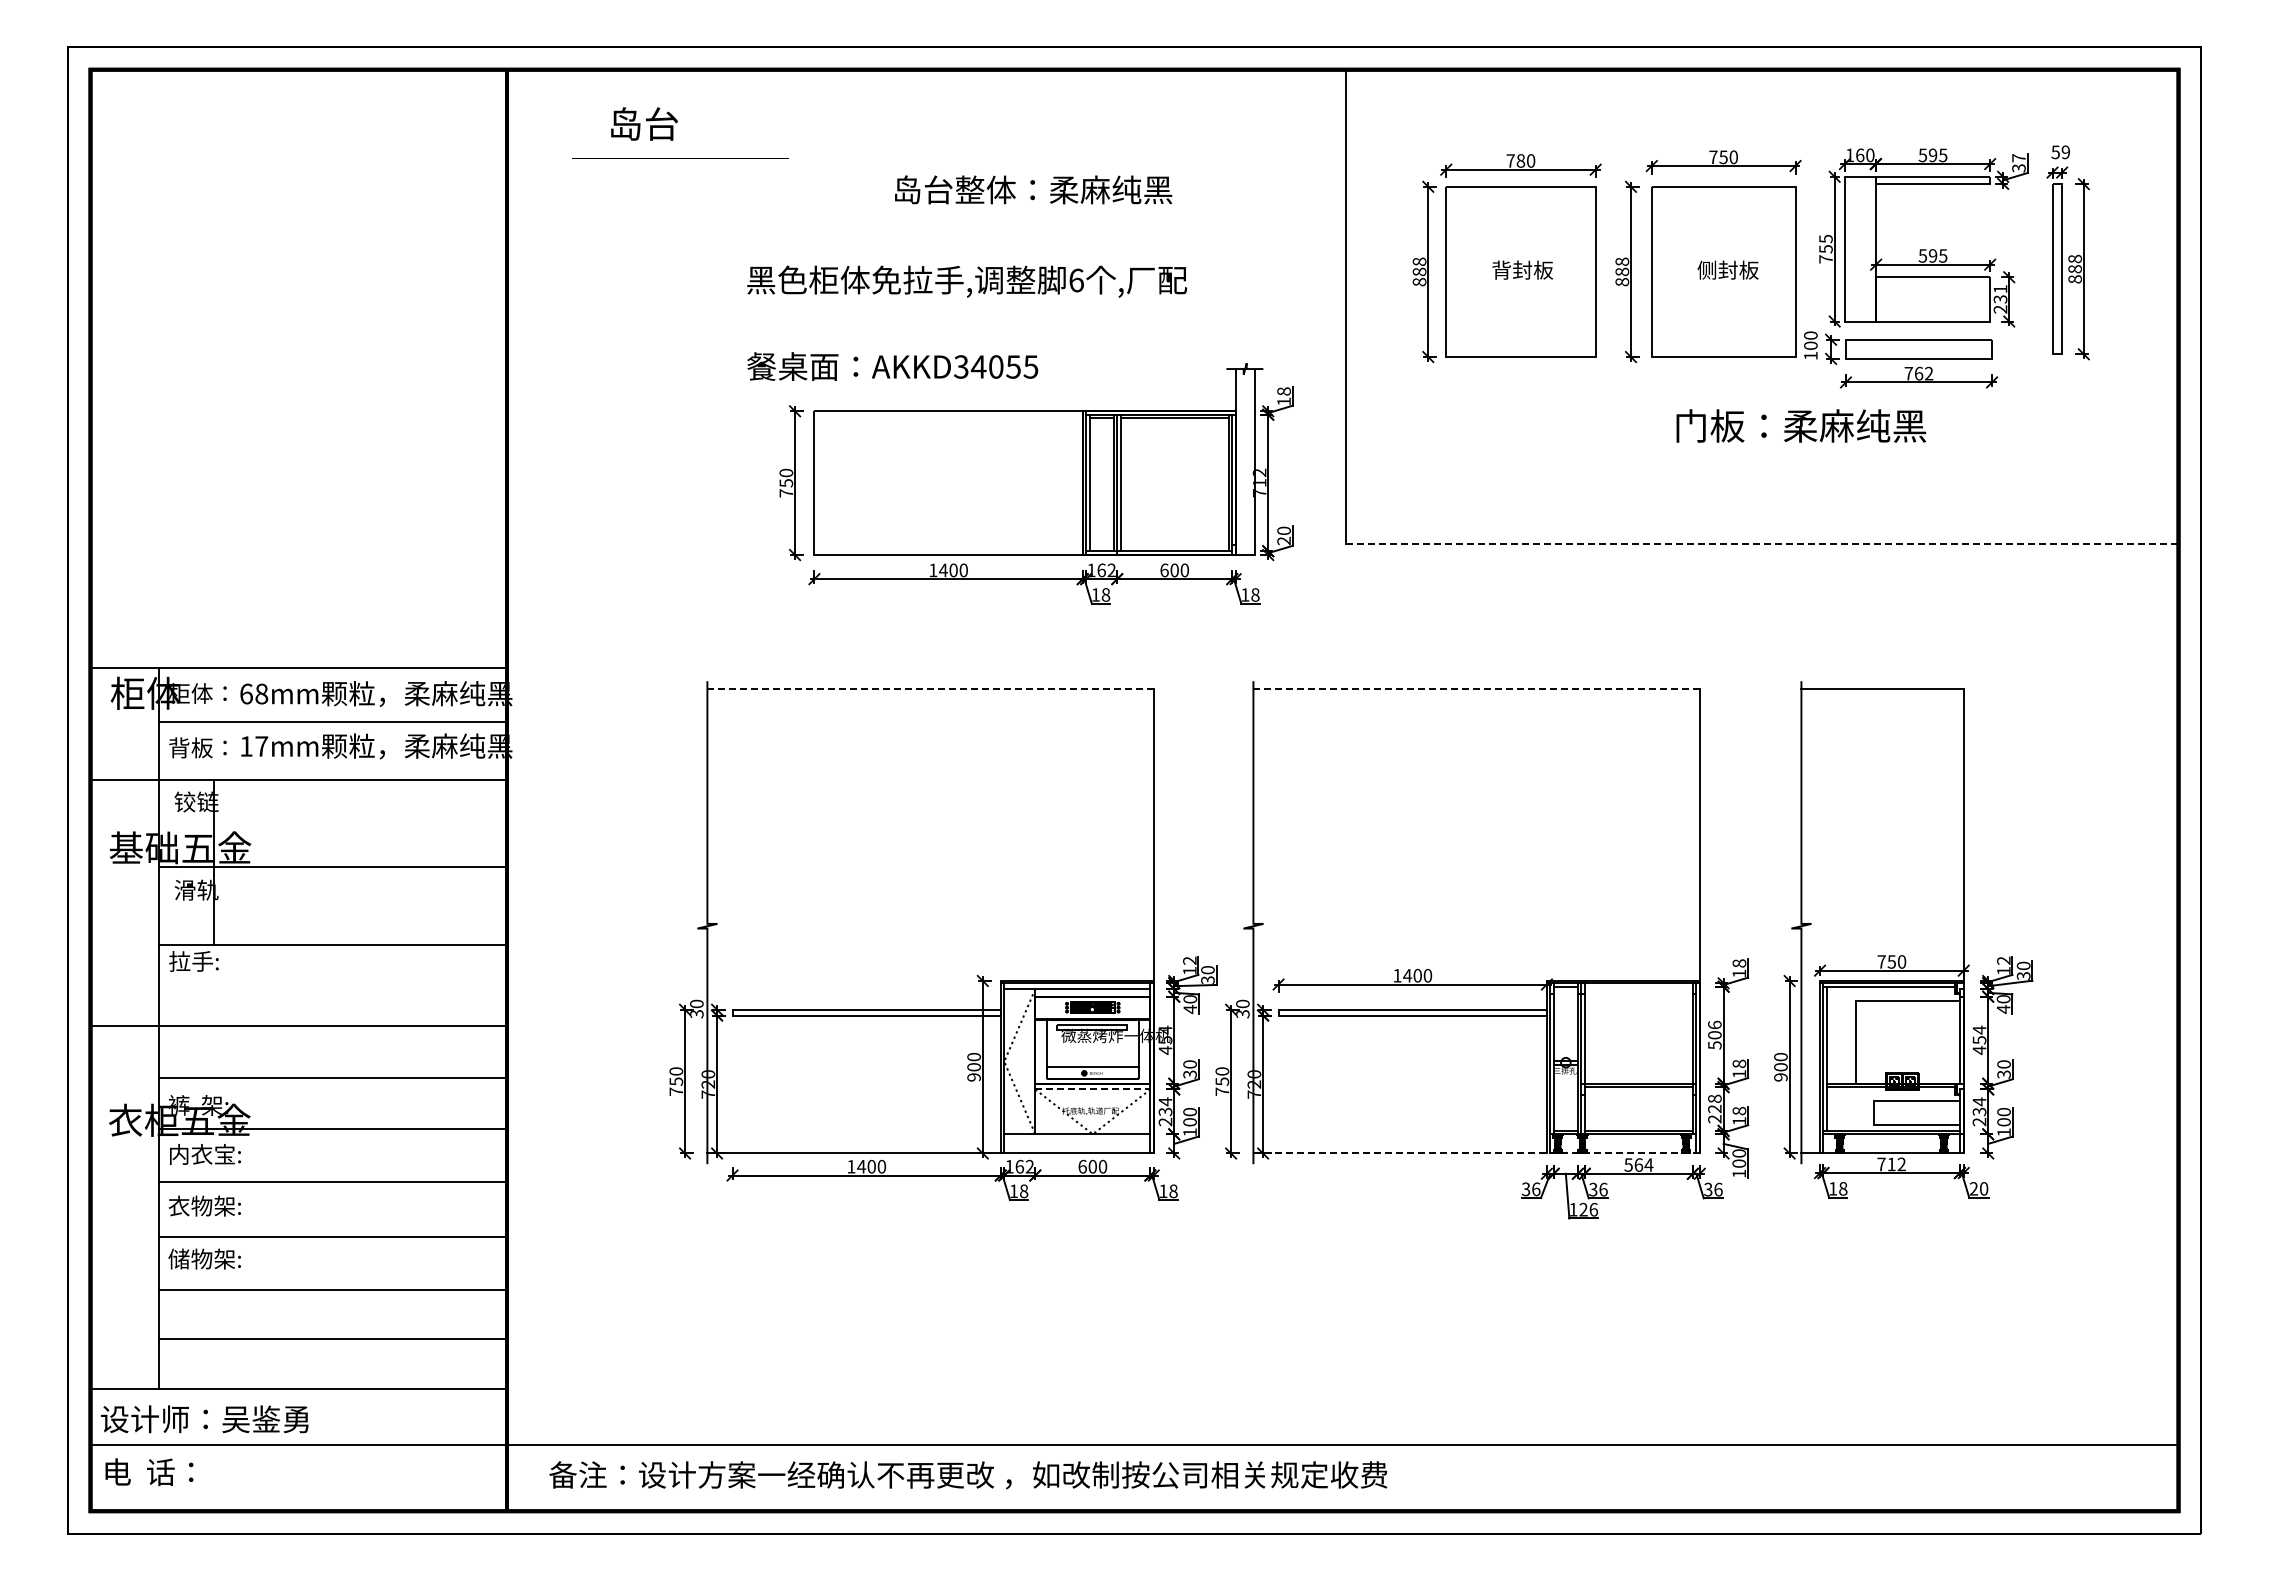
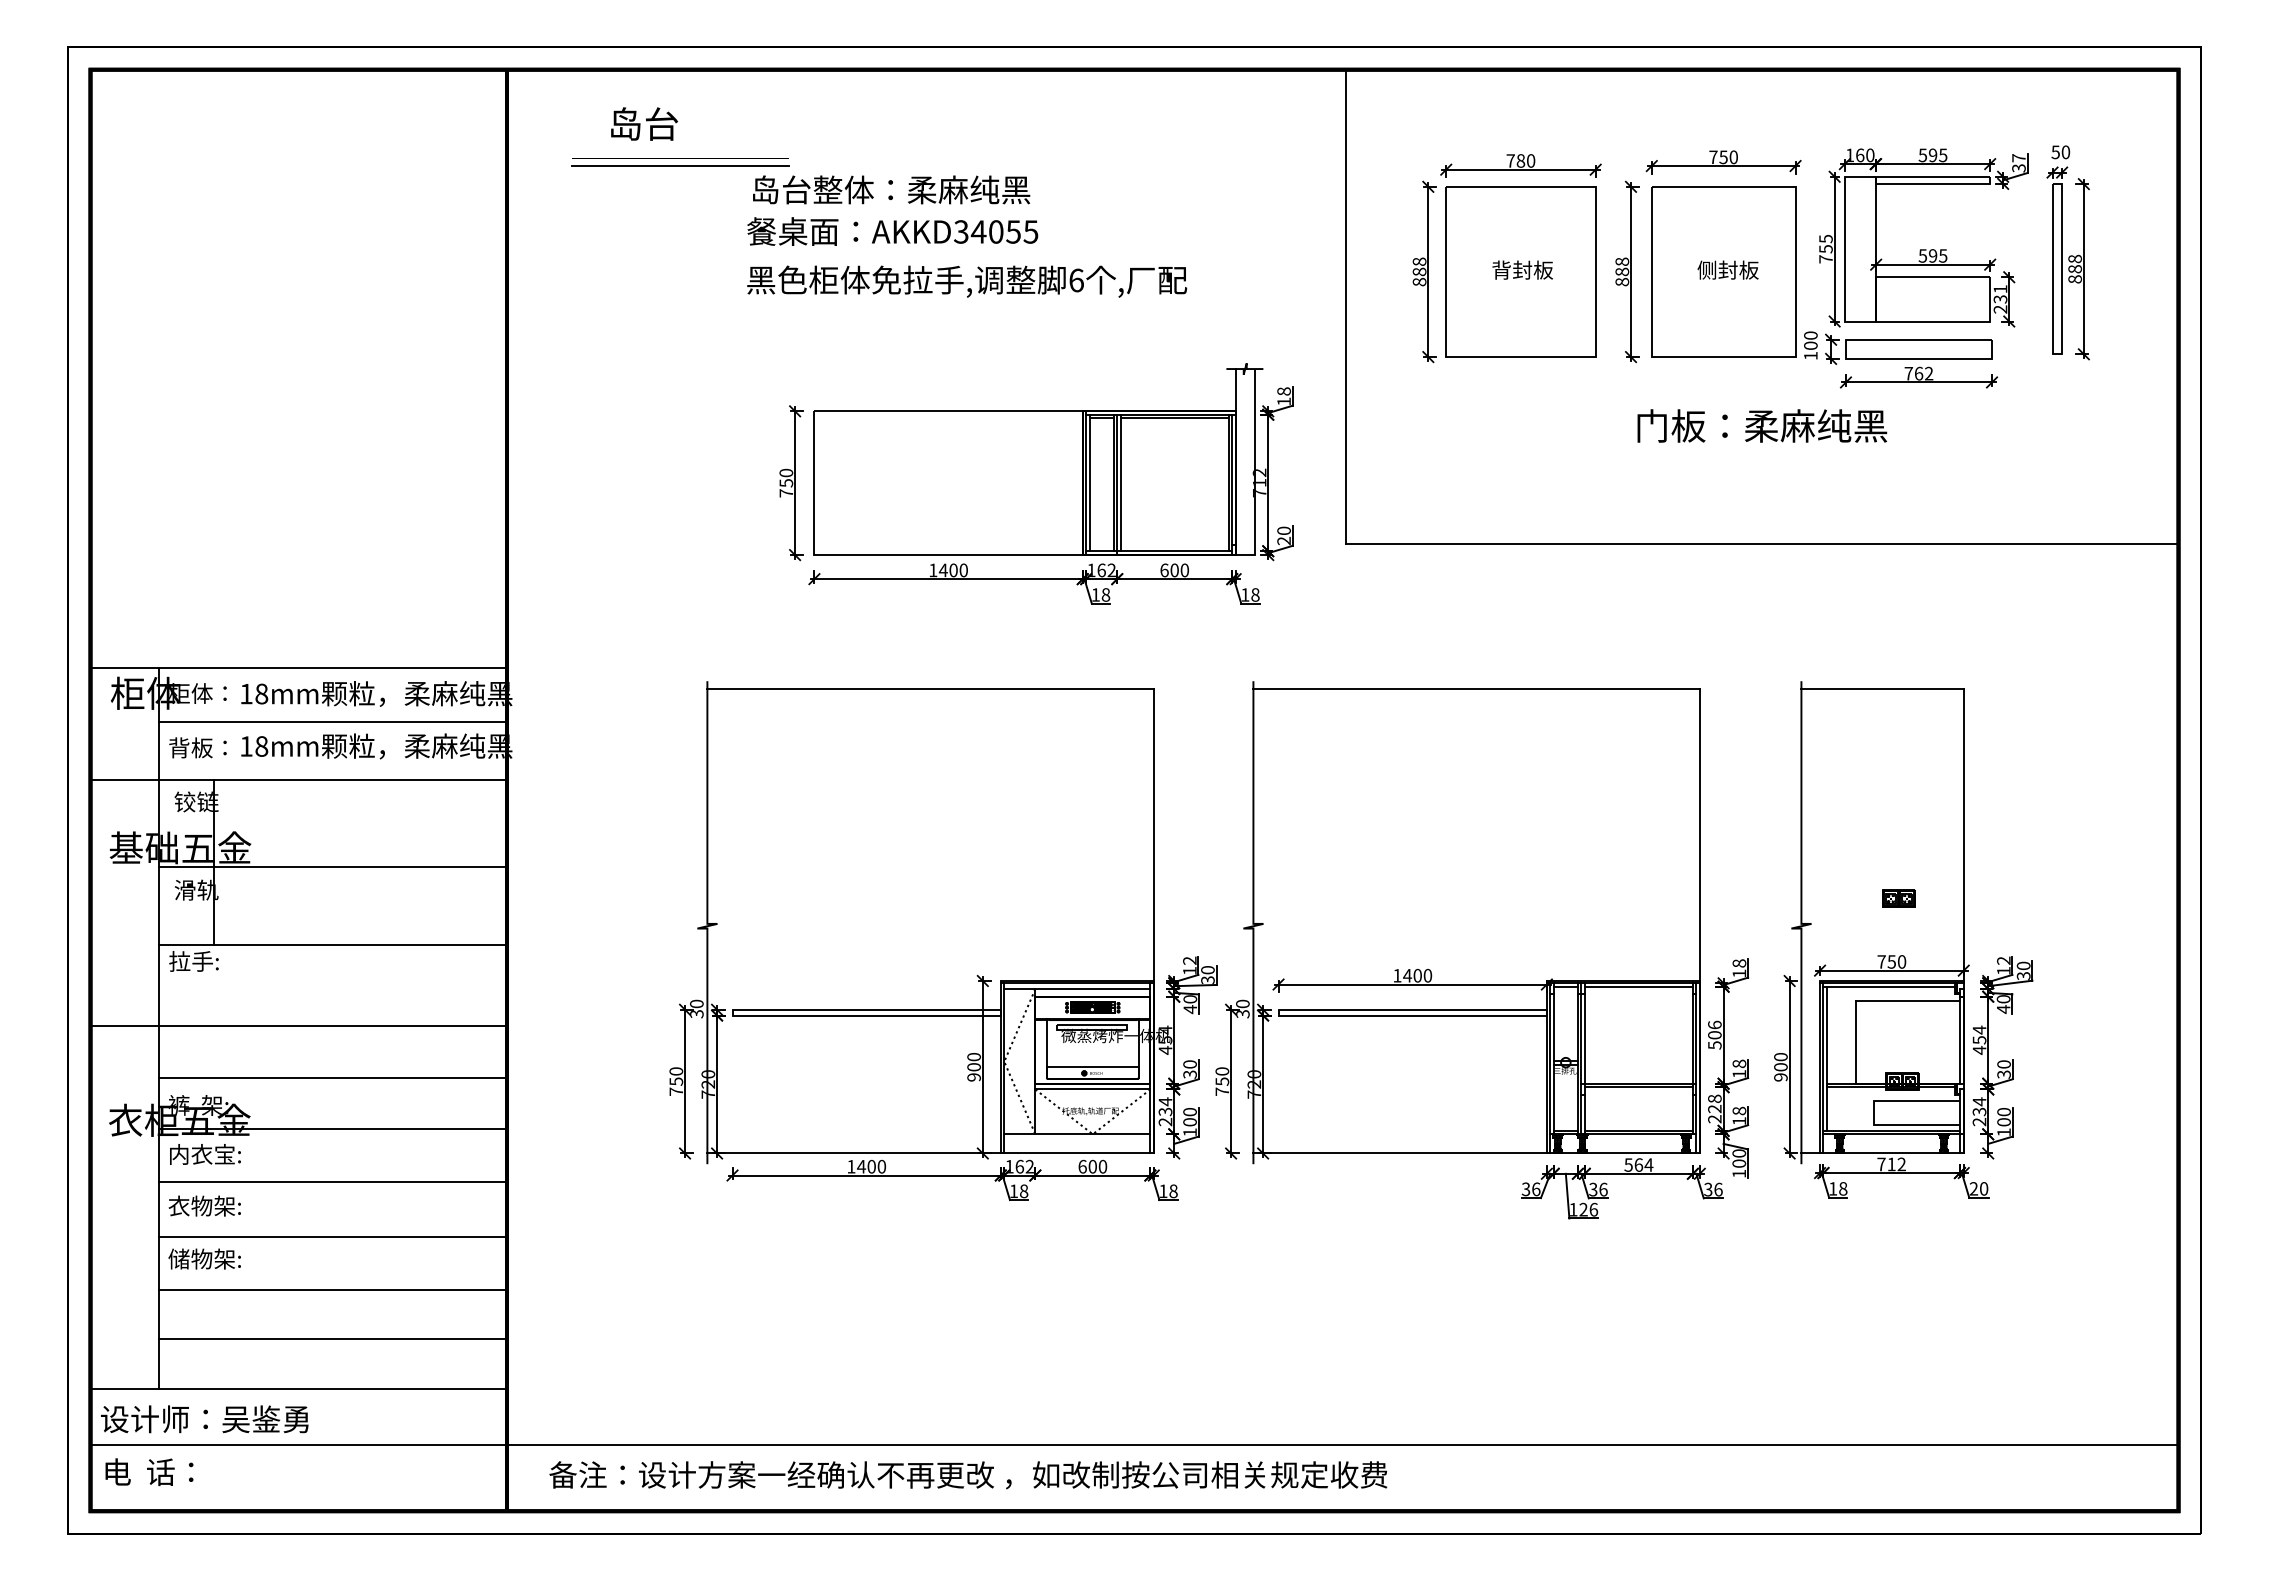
text: 59 -> 50 (2065, 152)
line: none -> present (679, 165)
text position: (1033, 189) -> (891, 189) (891, 189)
text position: (892, 366) -> (892, 231) (892, 231)
text position: (1801, 425) -> (1762, 425) (1762, 425)
line: dashed -> solid (1762, 544)
line: dashed -> solid (930, 689)
line: dashed -> solid (1476, 689)
text: 68mm -> 18mm (246, 693)
text: 17mm -> 18mm (261, 746)
part: none -> present (1898, 898)
line: none -> present (1638, 986)
line: dashed -> solid (1093, 1089)
line: dashed -> solid (1476, 1153)
